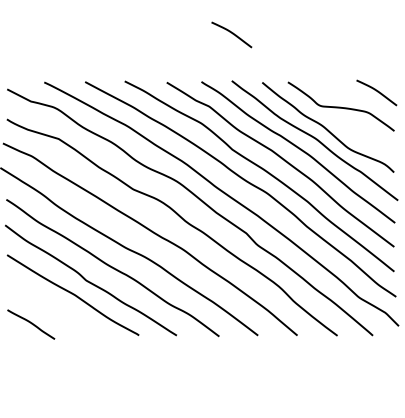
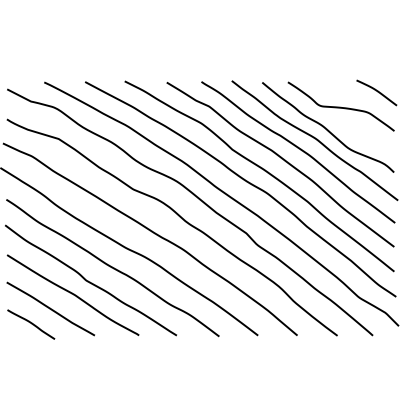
curve: present -> none (231, 33)
curve: none -> present (50, 308)
